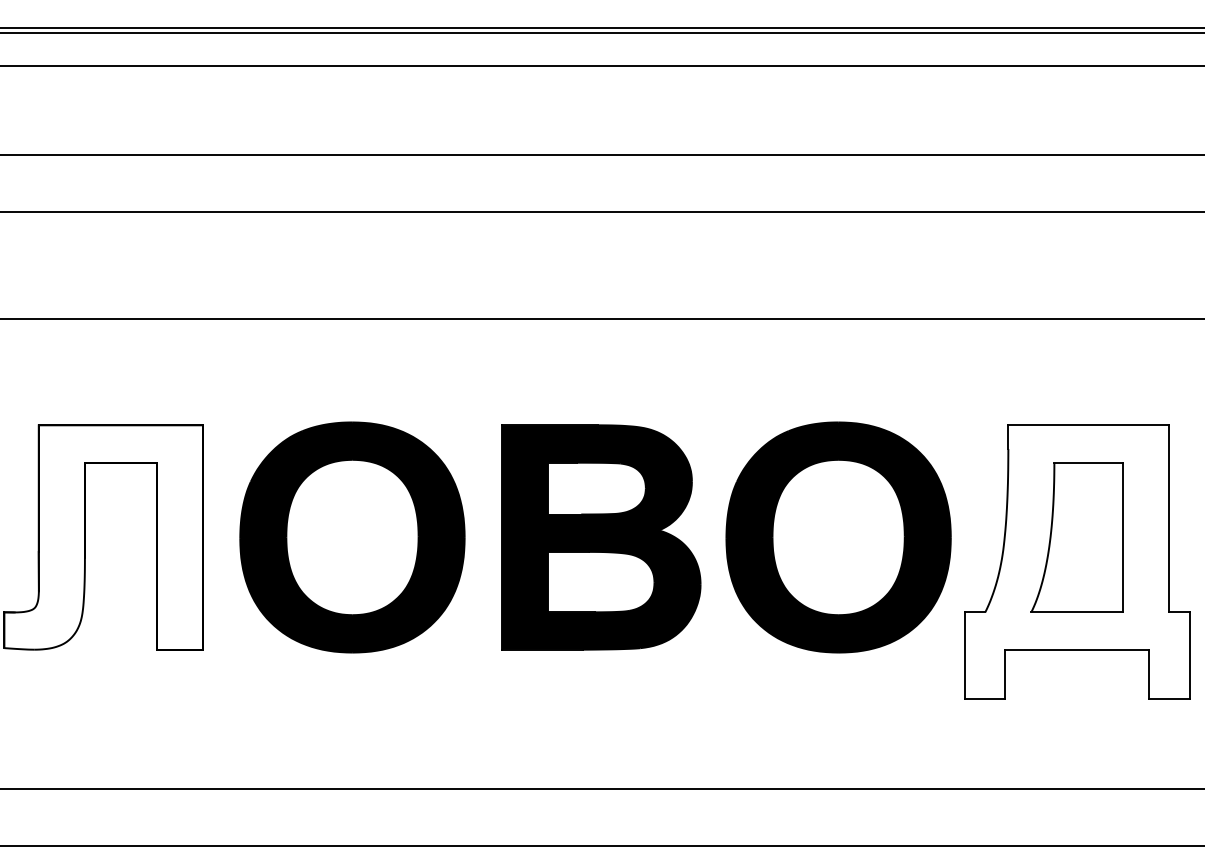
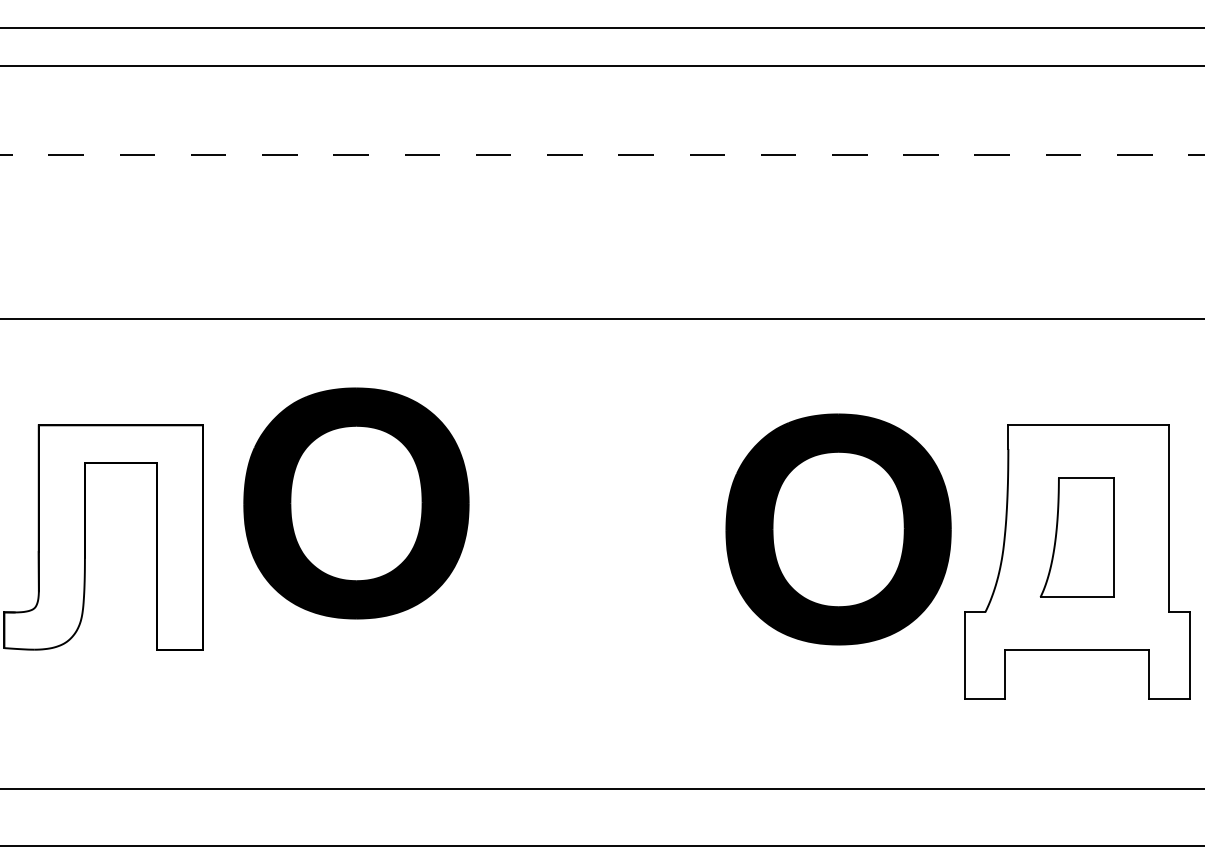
line: present -> none (601, 33)
line: solid -> dashed (602, 155)
line: present -> none (601, 211)
part position: (352, 537) -> (356, 503) (356, 503)
part: present -> none (601, 537)
part position: (838, 537) -> (838, 529) (838, 529)
part size: 94x151 px -> 76x121 px (1076, 537)
